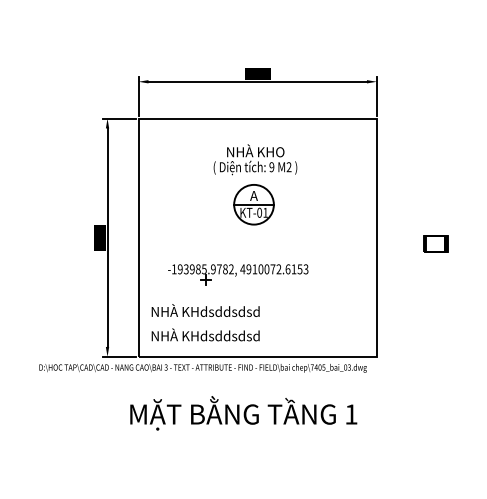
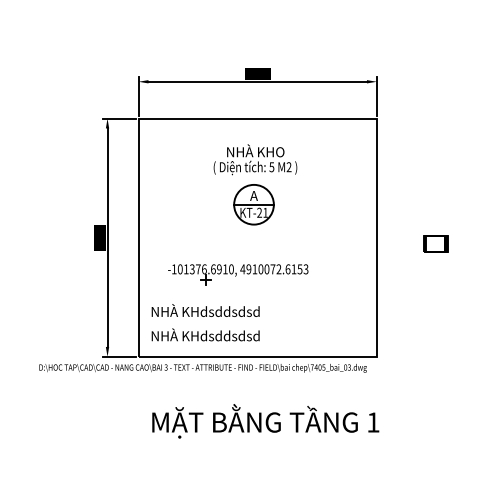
text: 9 -> 5 (271, 167)
text: KT-01 -> KT-21 (259, 212)
text: -193985.9782, -> -101376.6910, (205, 269)
text position: (243, 413) -> (265, 421) (265, 421)
